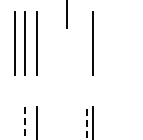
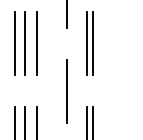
line: none -> present (87, 43)
line: none -> present (66, 91)
line: none -> present (14, 121)
line: dashed -> solid (87, 123)
line: dashed -> solid (24, 124)
